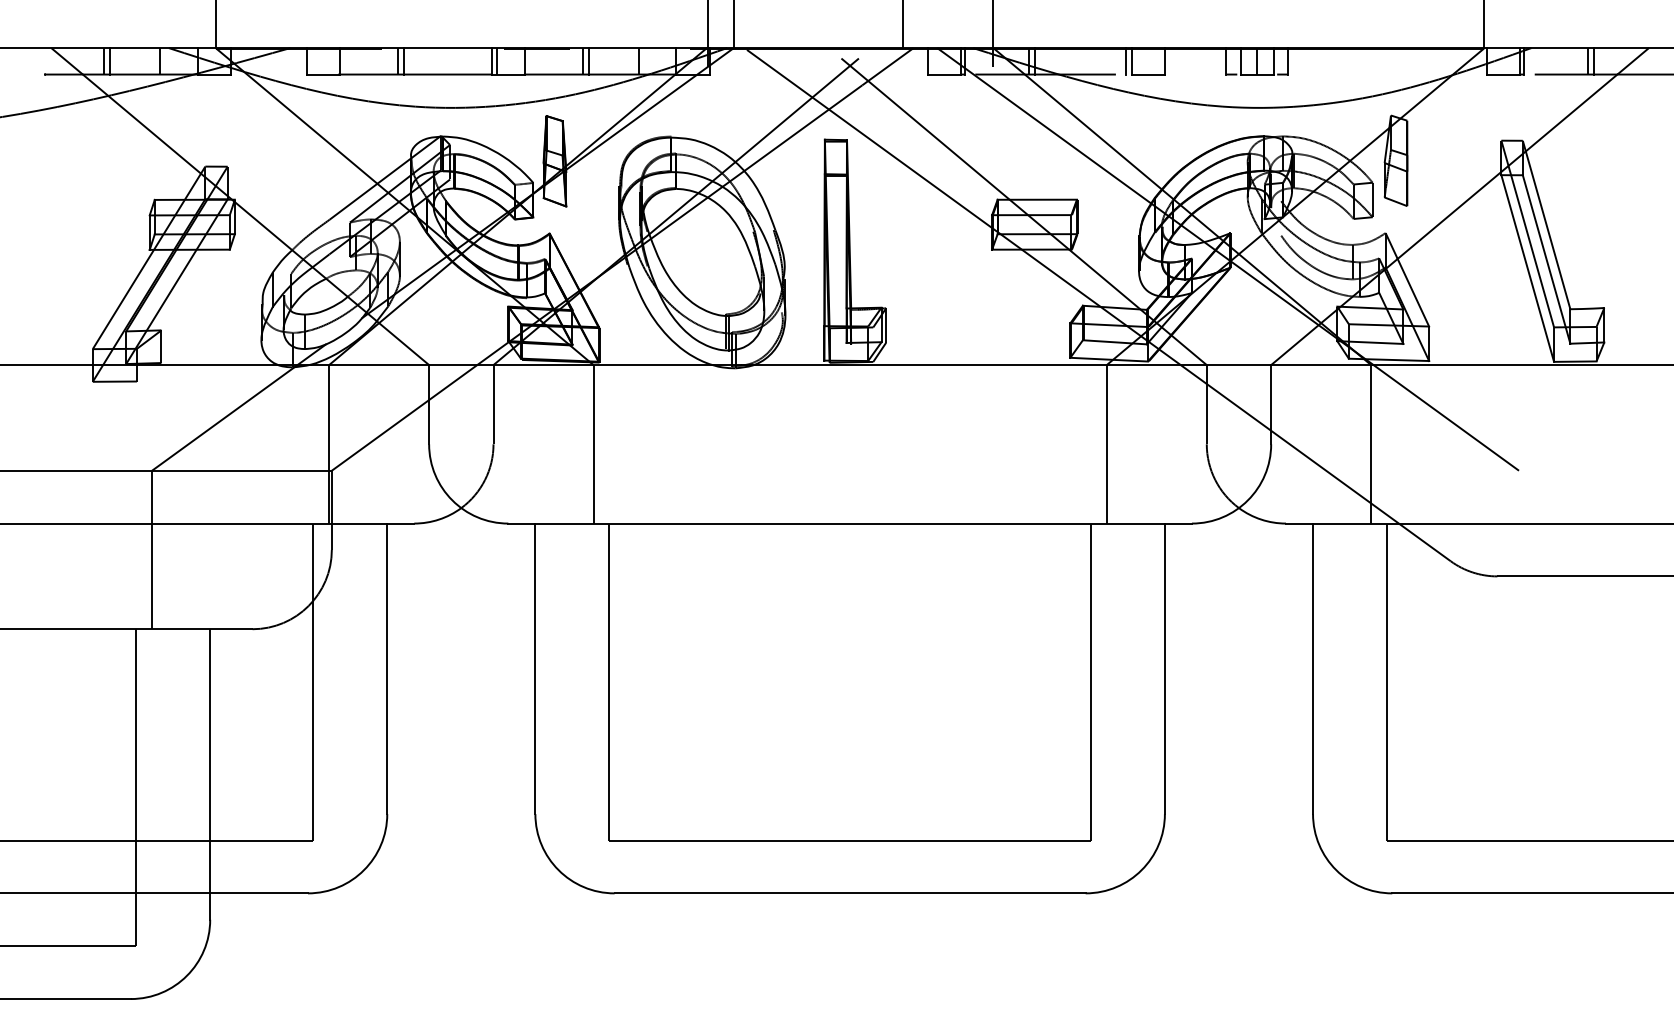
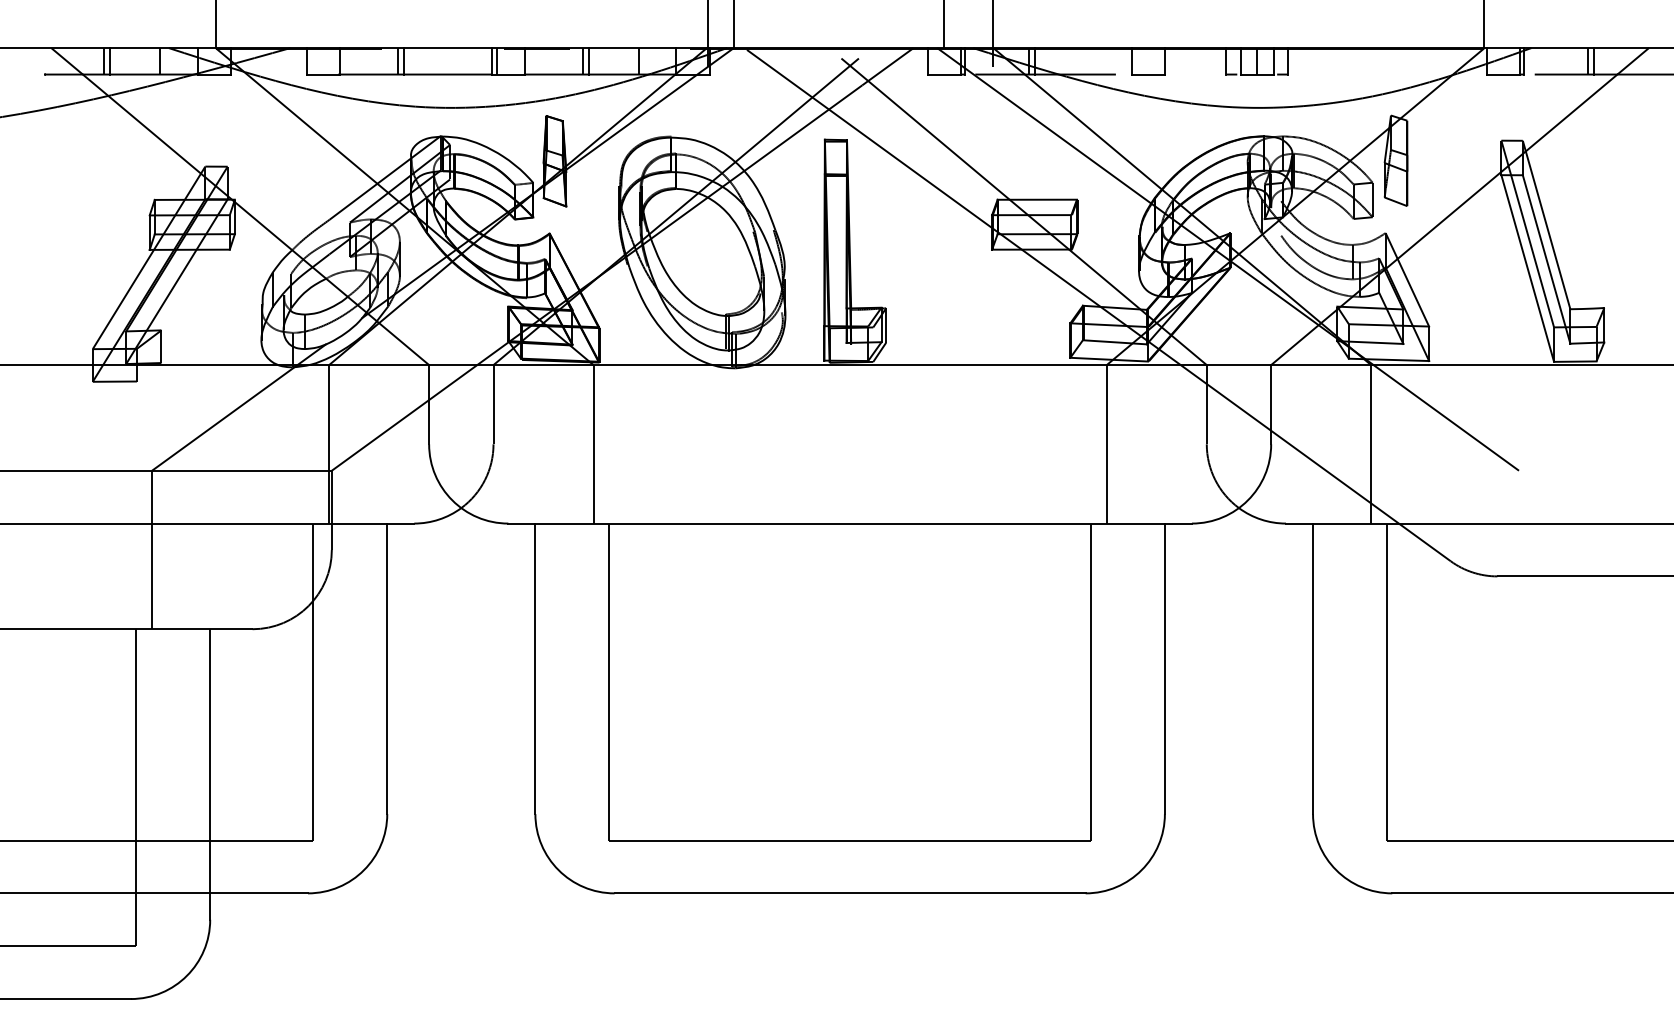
line position: (902, 25) -> (943, 25) (943, 25)
line: present -> none (1126, 61)
